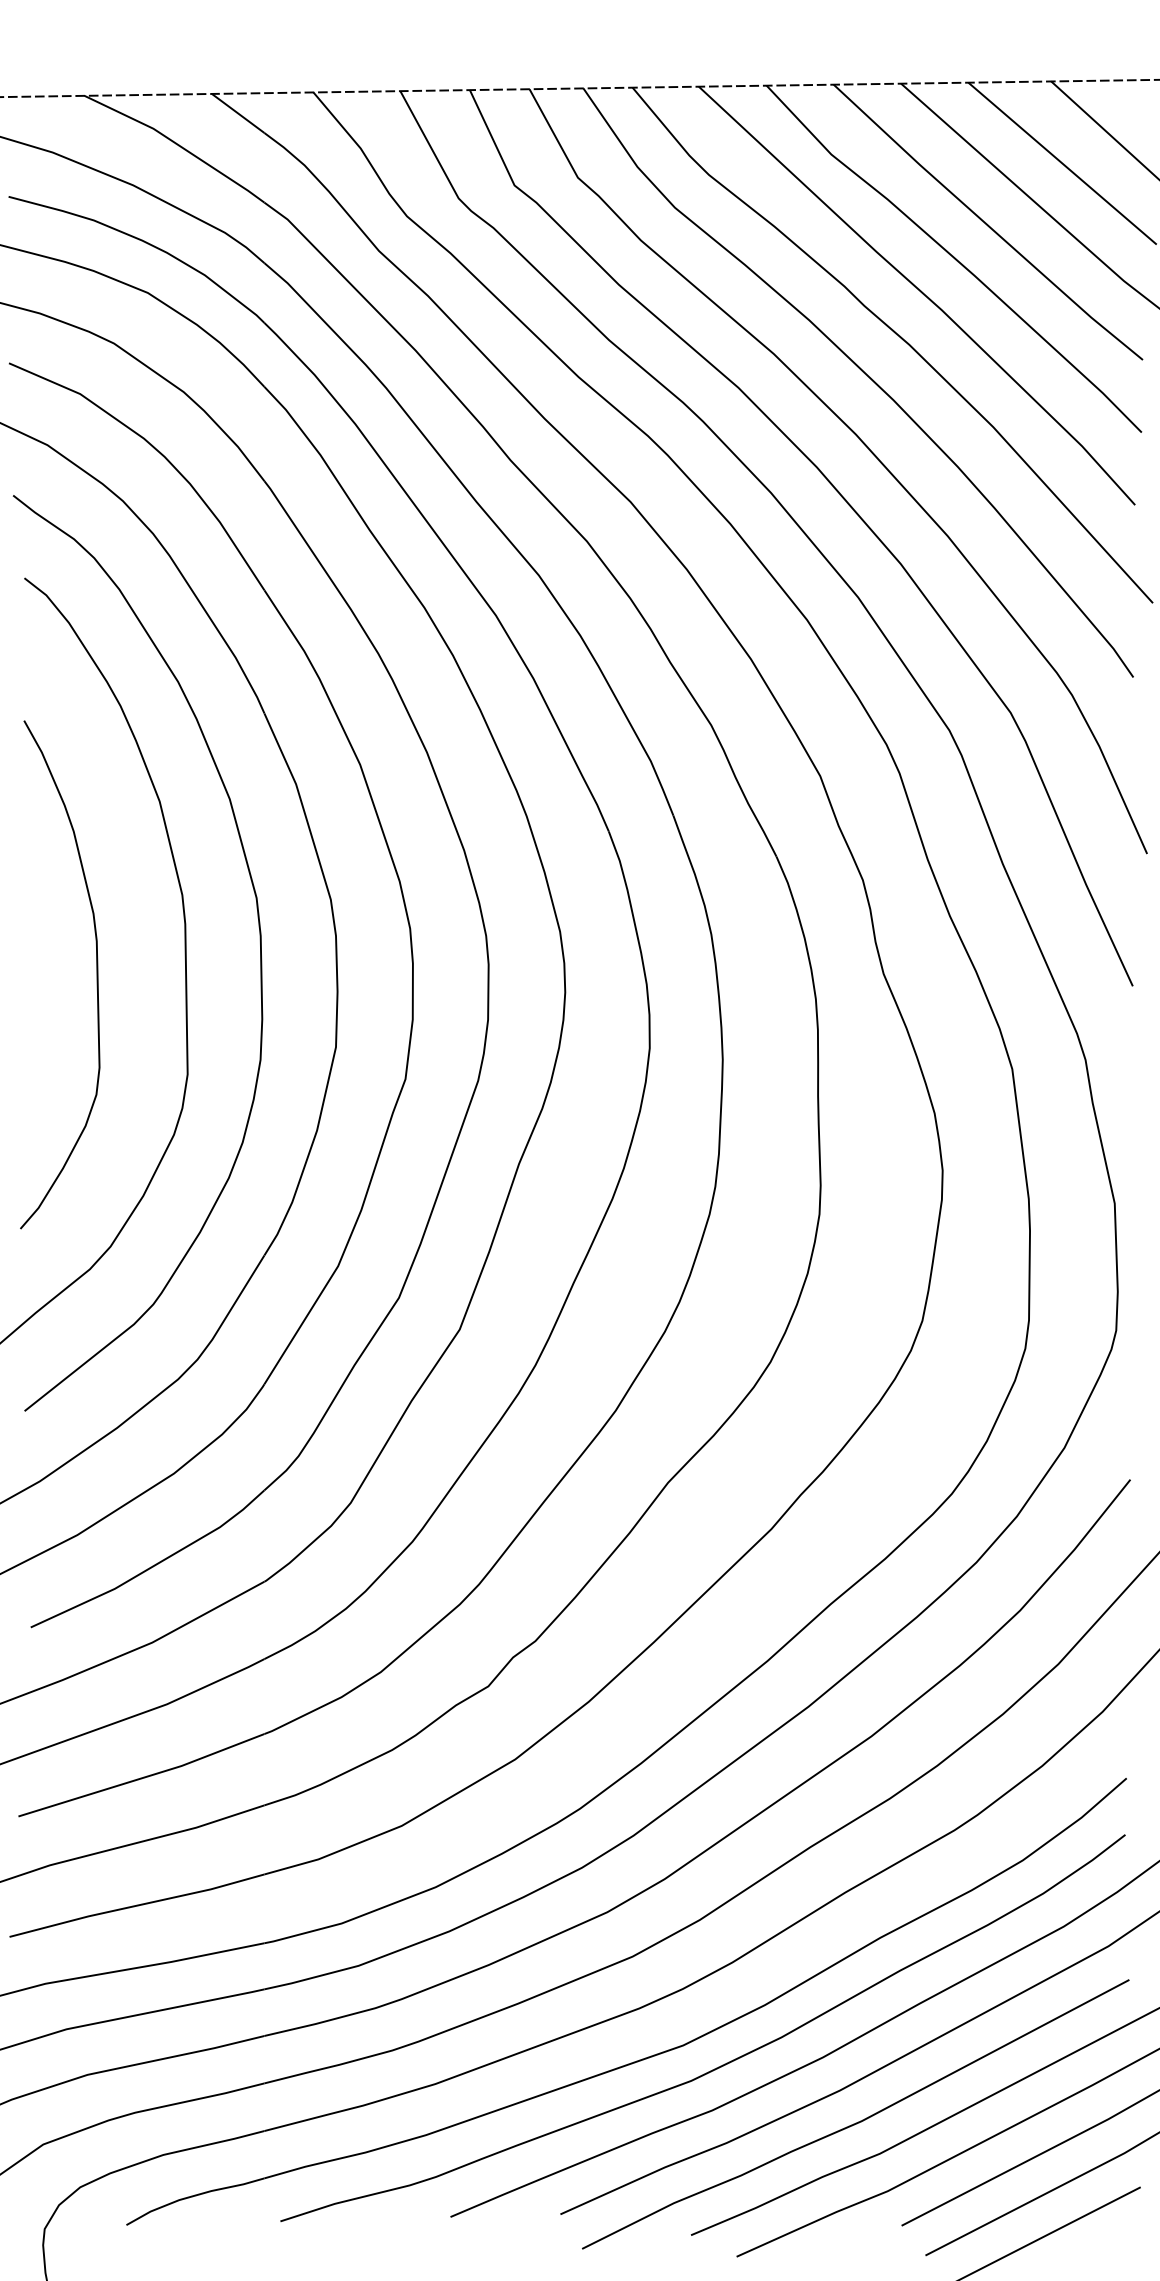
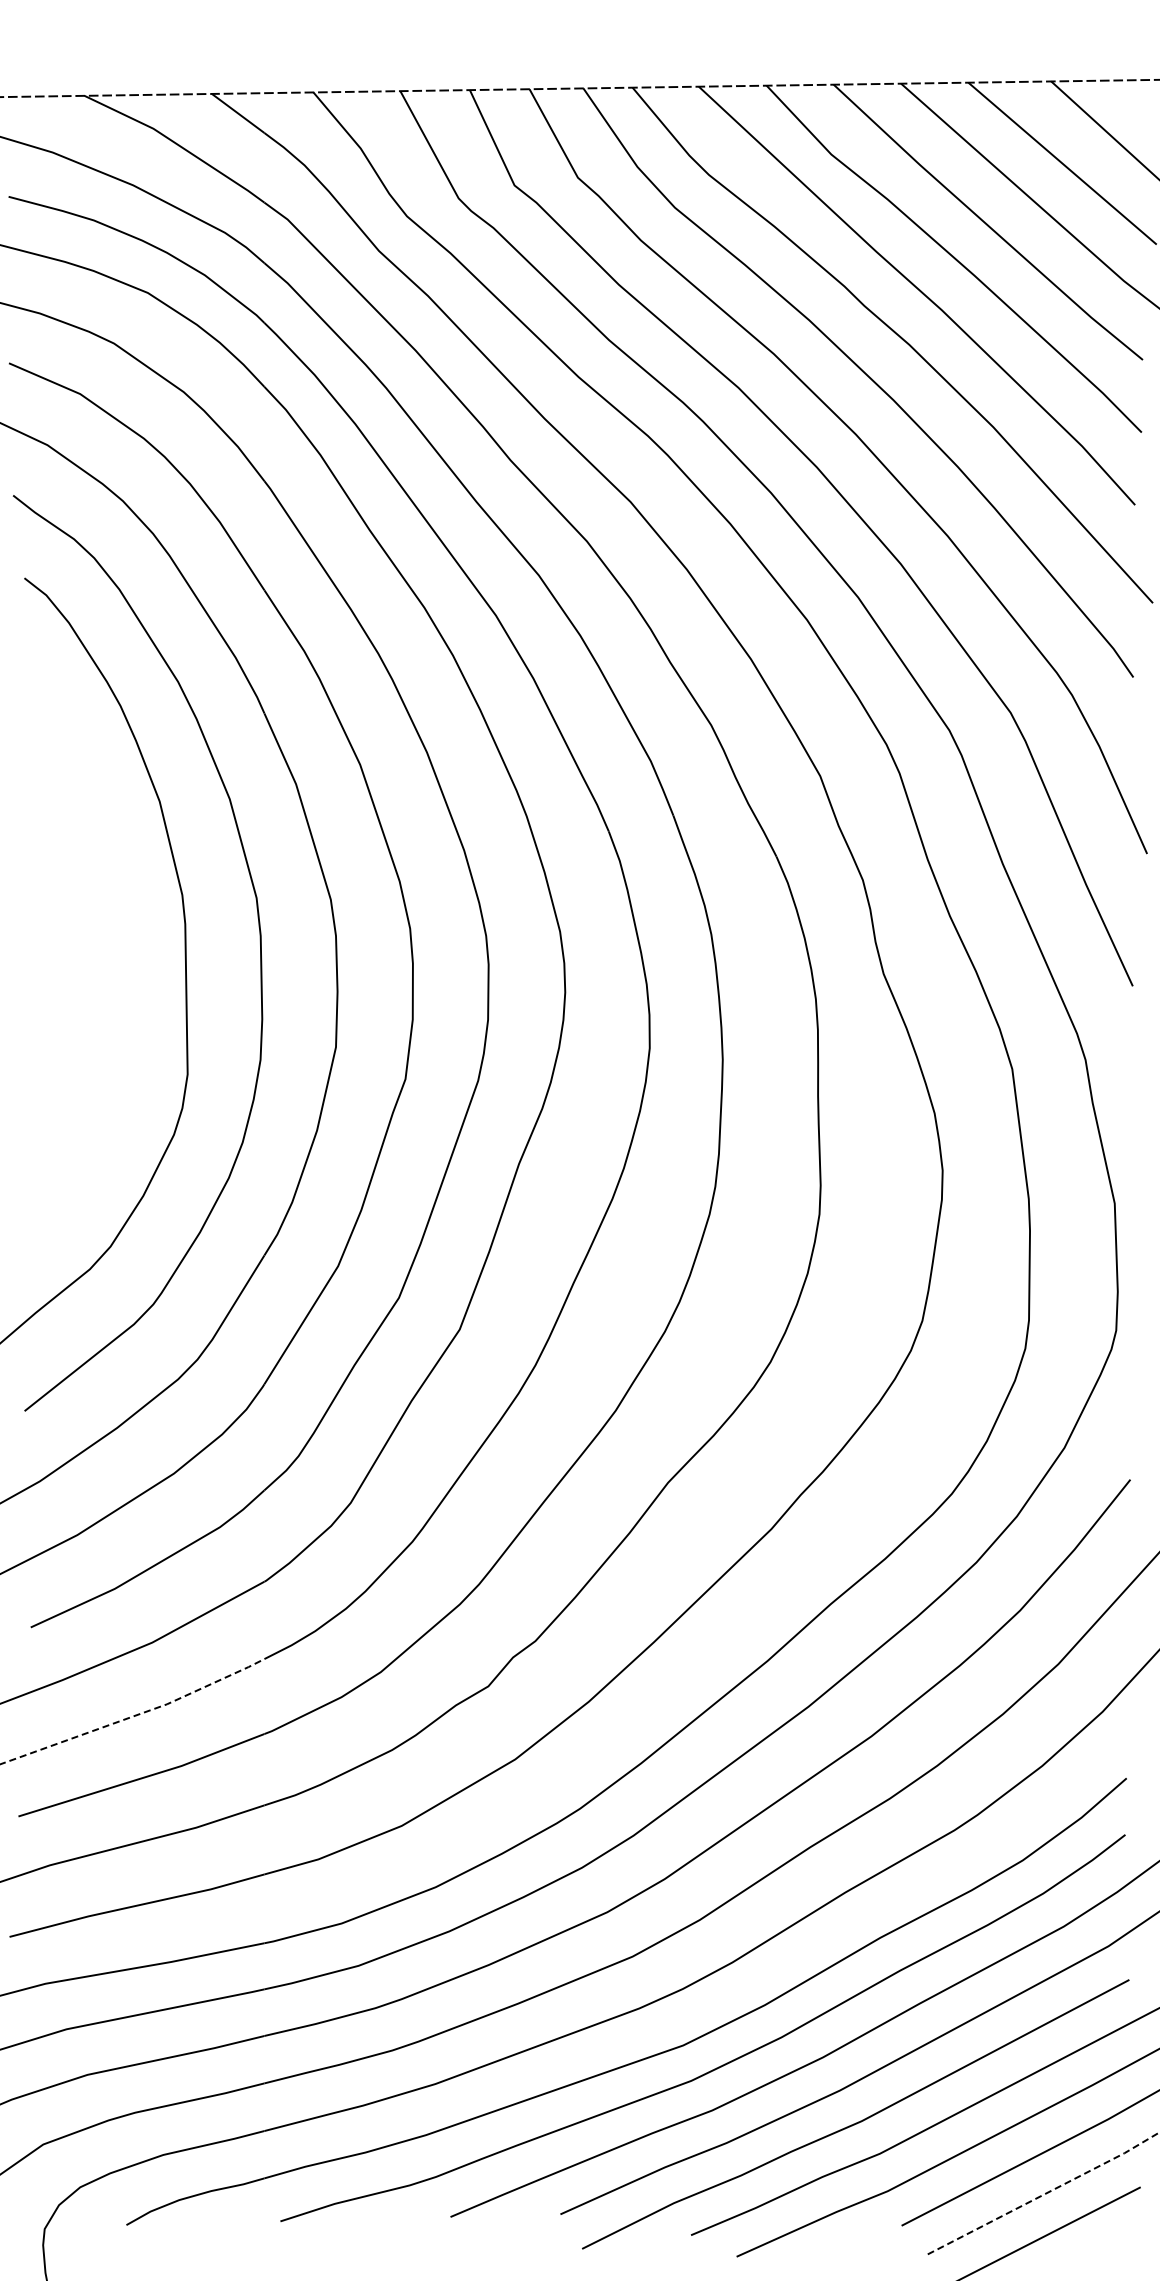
curve: present -> none (96, 974)
line: solid -> dashed (136, 1715)
line: solid -> dashed (1043, 2194)
